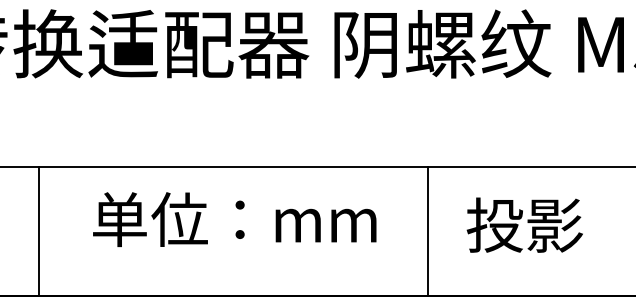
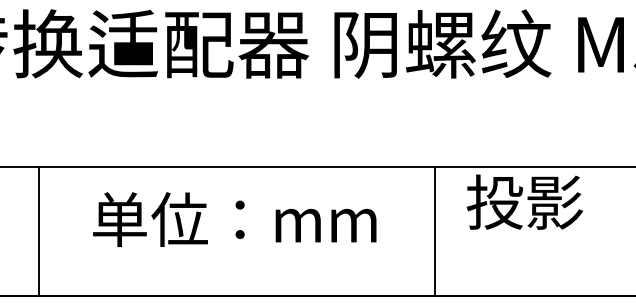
text position: (524, 224) -> (524, 201) (524, 201)
line position: (427, 231) -> (434, 231) (434, 231)
